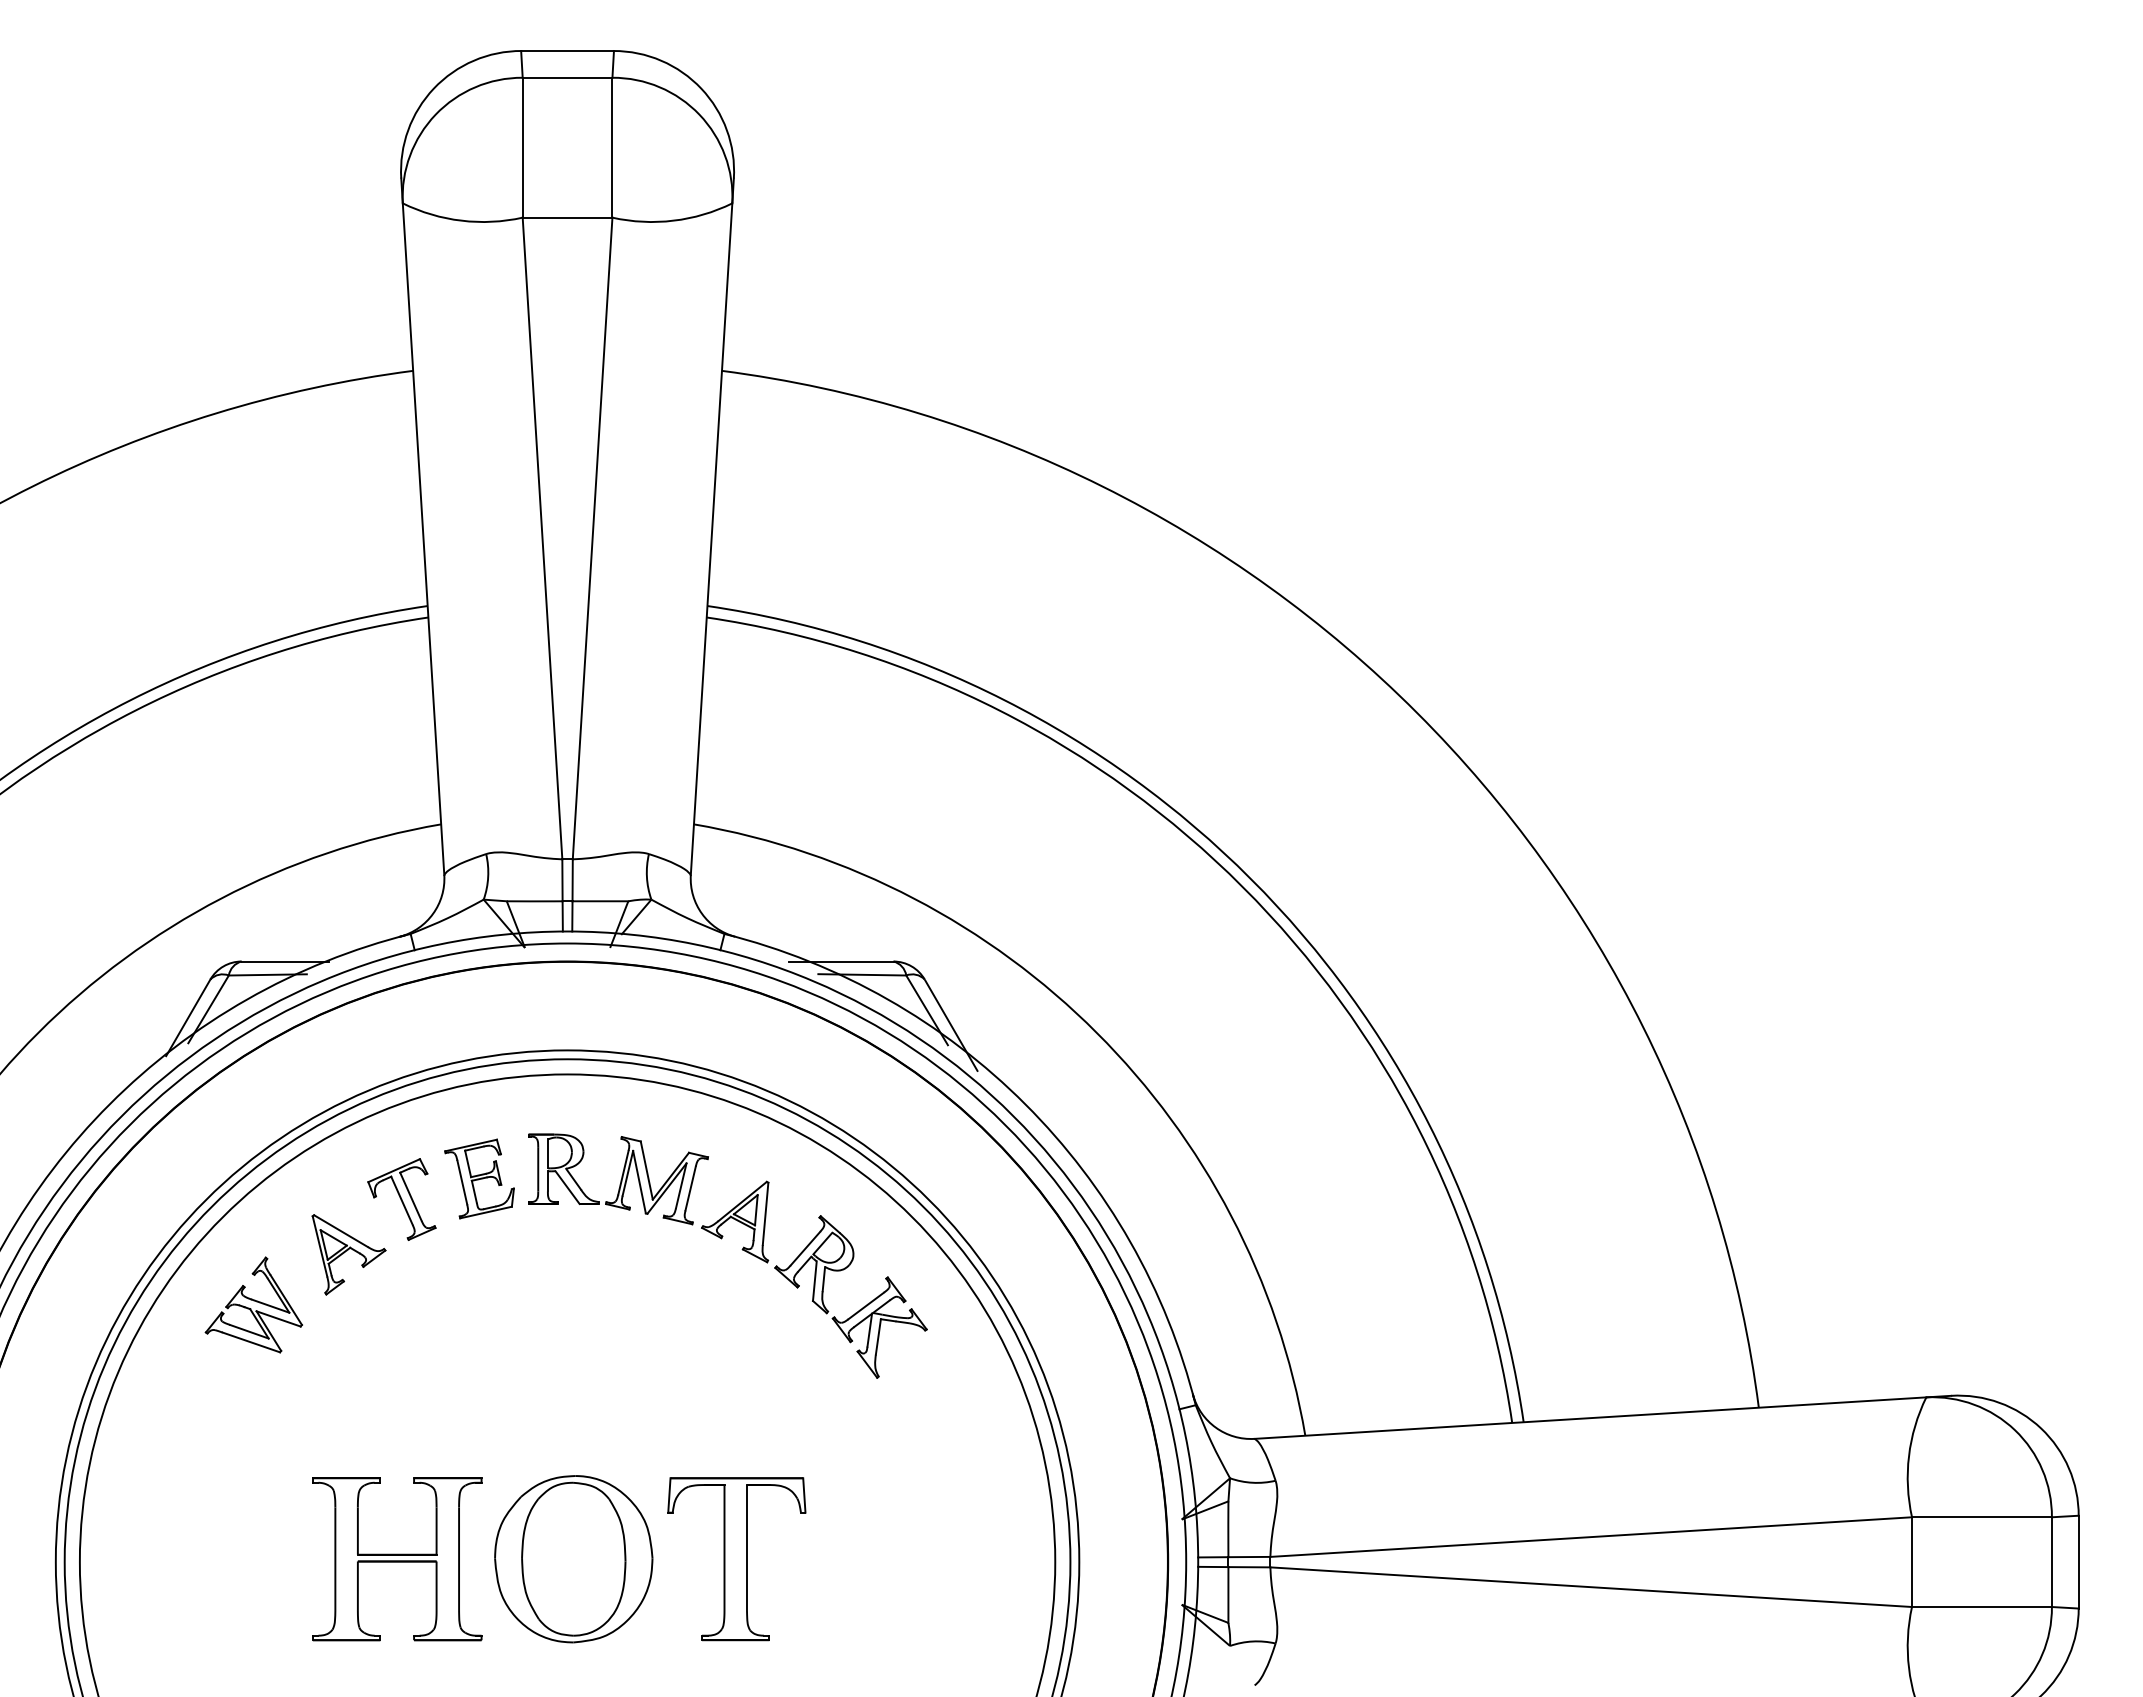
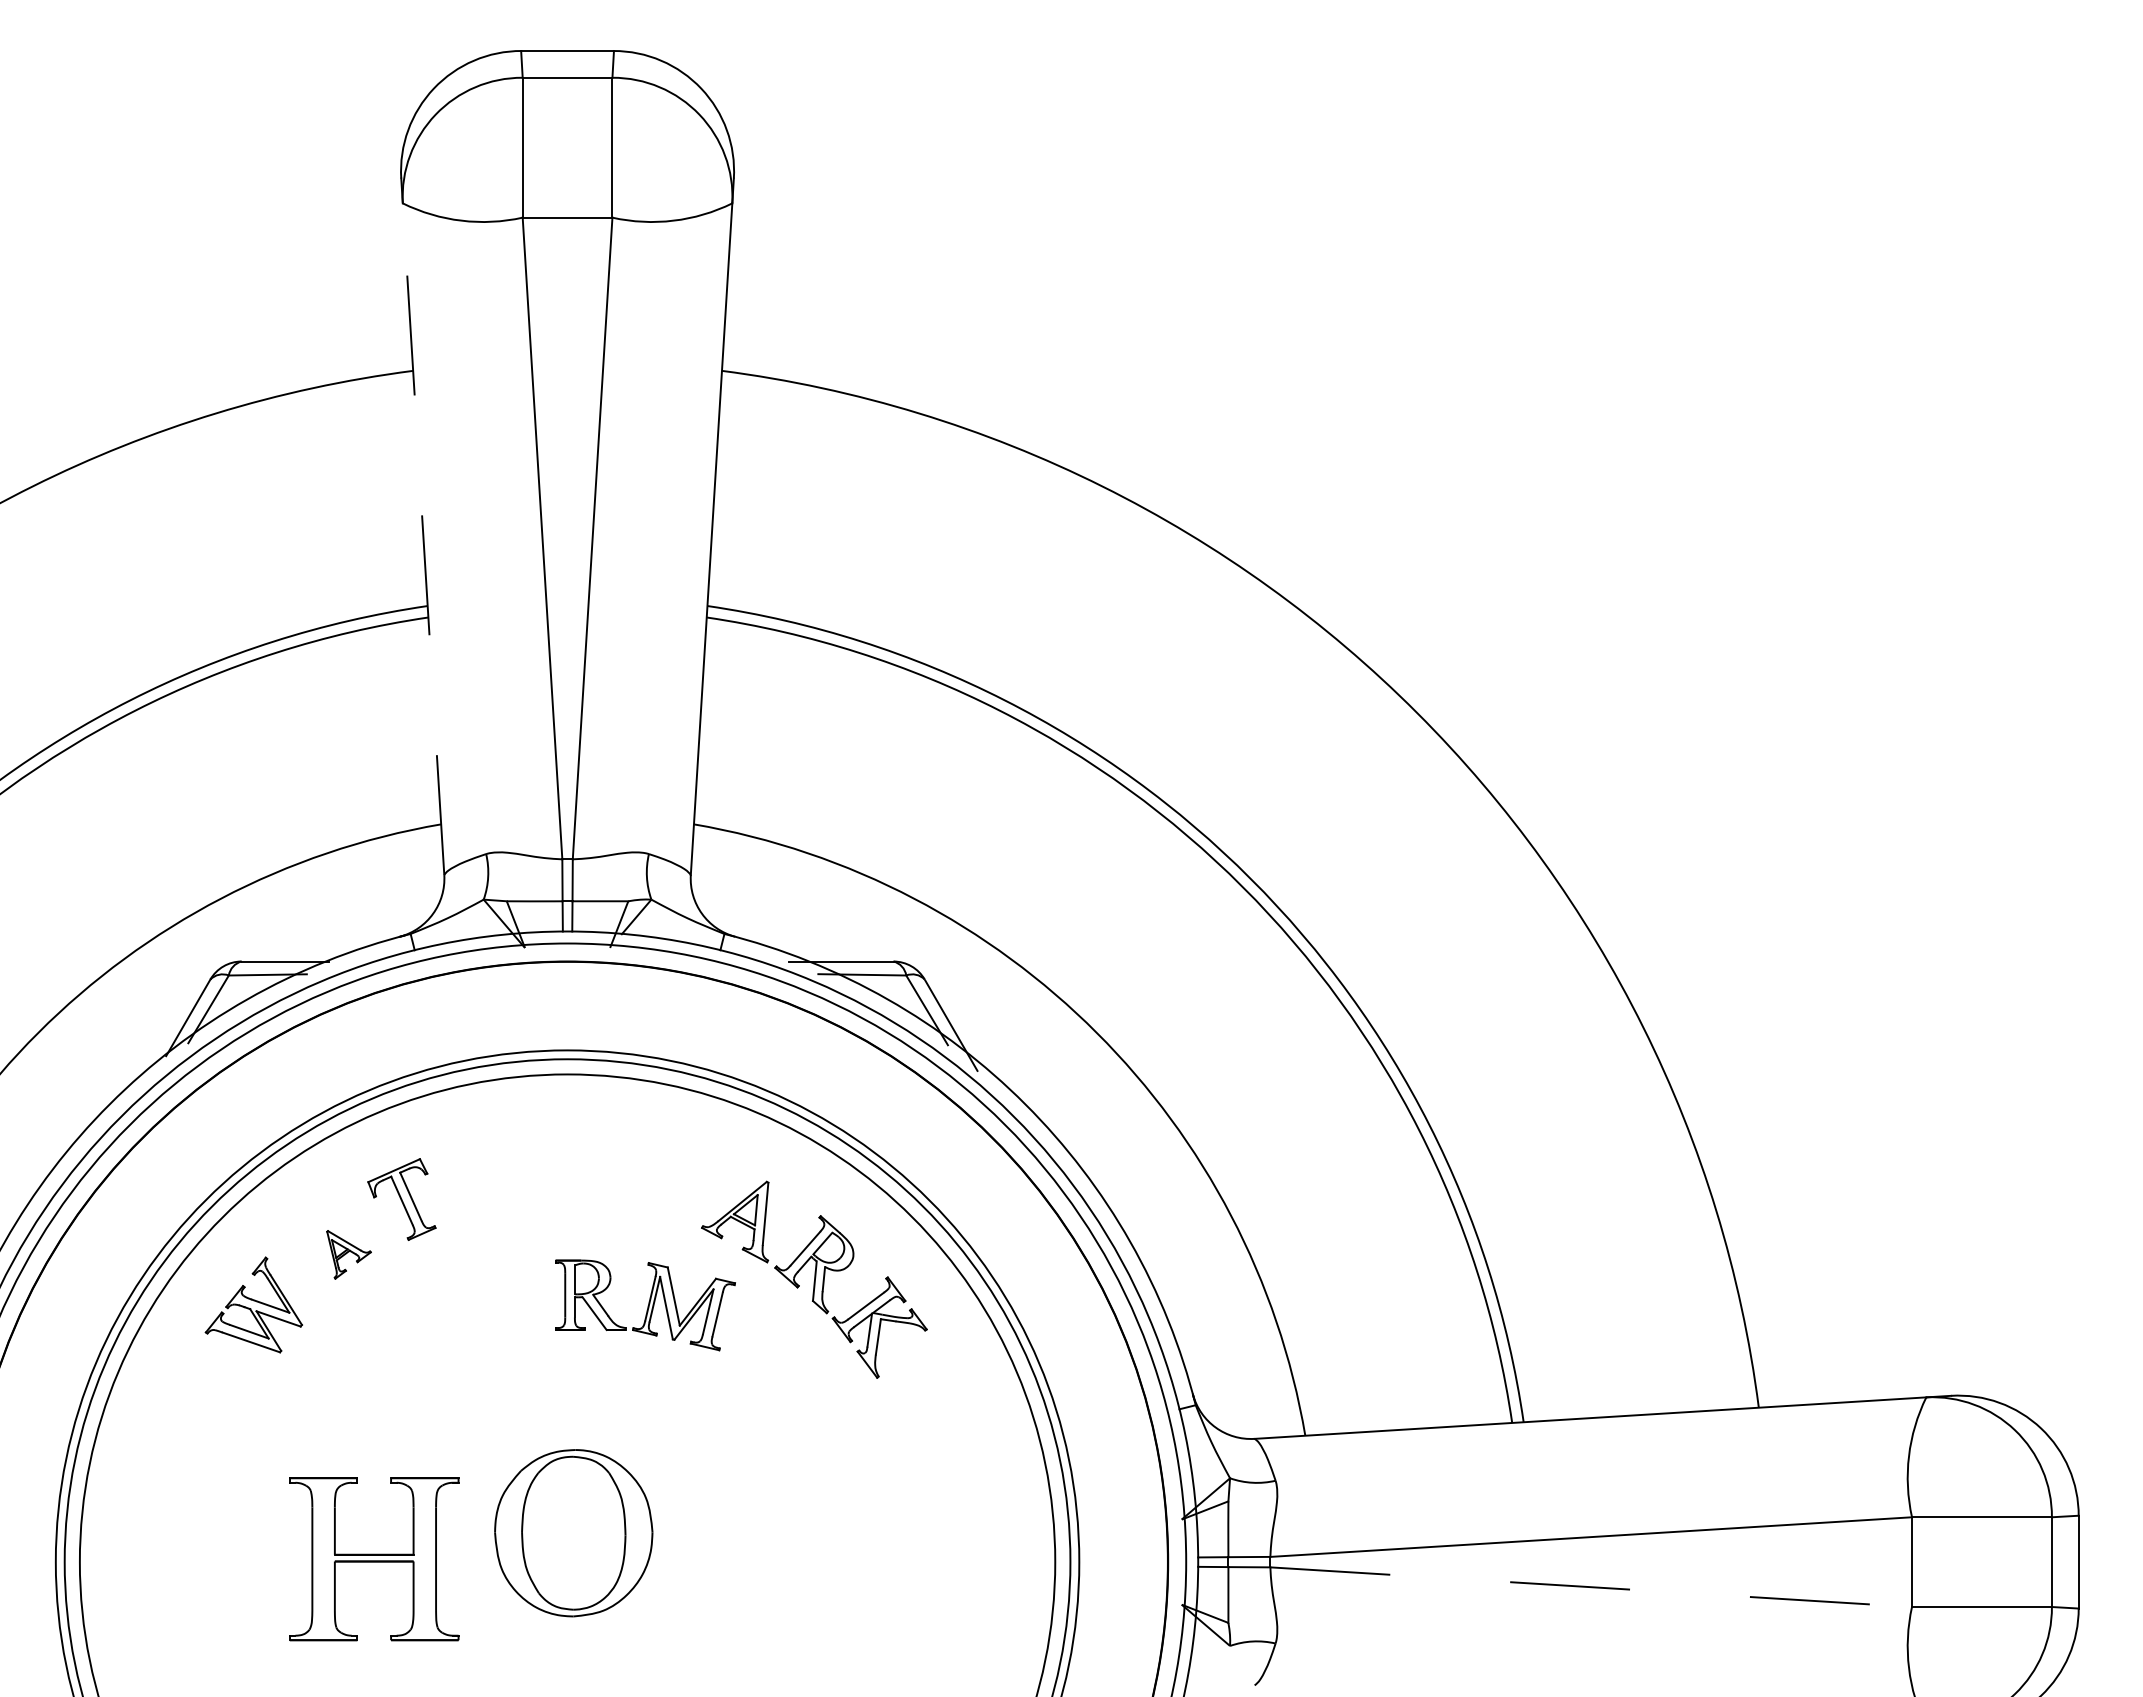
line: solid -> dashed (423, 538)
part: present -> none (479, 1178)
part position: (618, 1179) -> (645, 1305) (645, 1305)
part size: 76x82 px -> 46x50 px (348, 1254)
part position: (397, 1559) -> (374, 1559) (374, 1559)
part position: (573, 1559) -> (573, 1533) (573, 1533)
part: present -> none (736, 1559)
line: solid -> dashed (1591, 1587)
